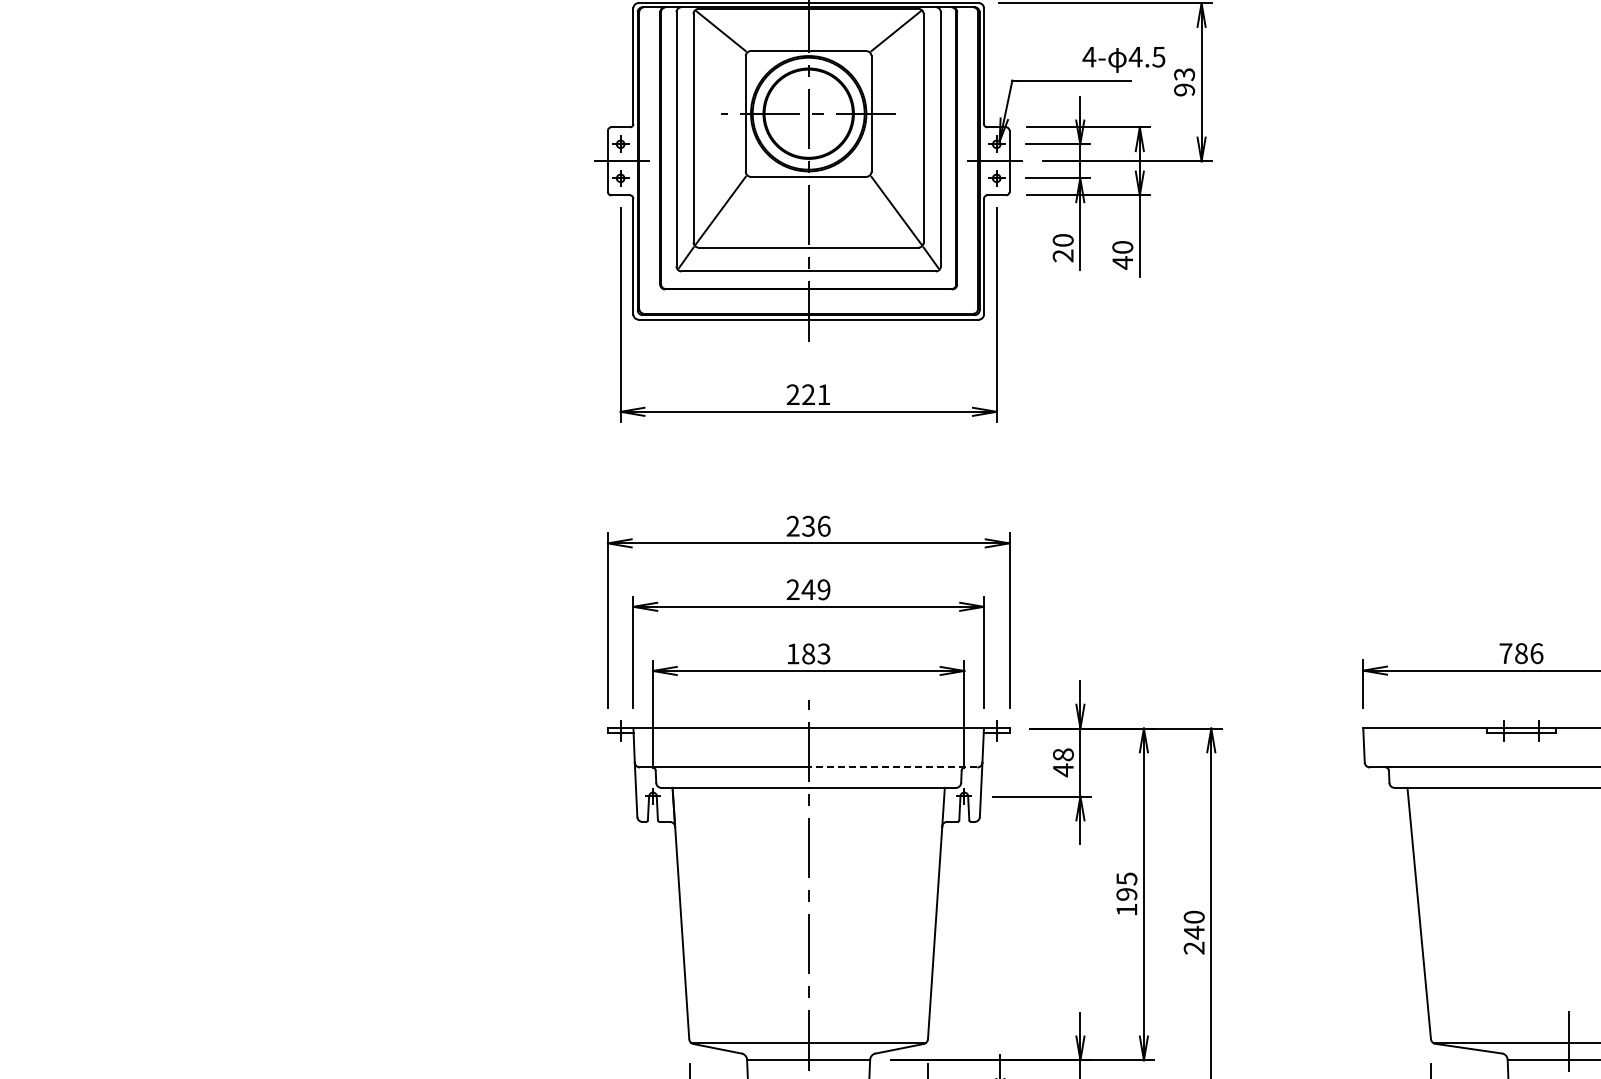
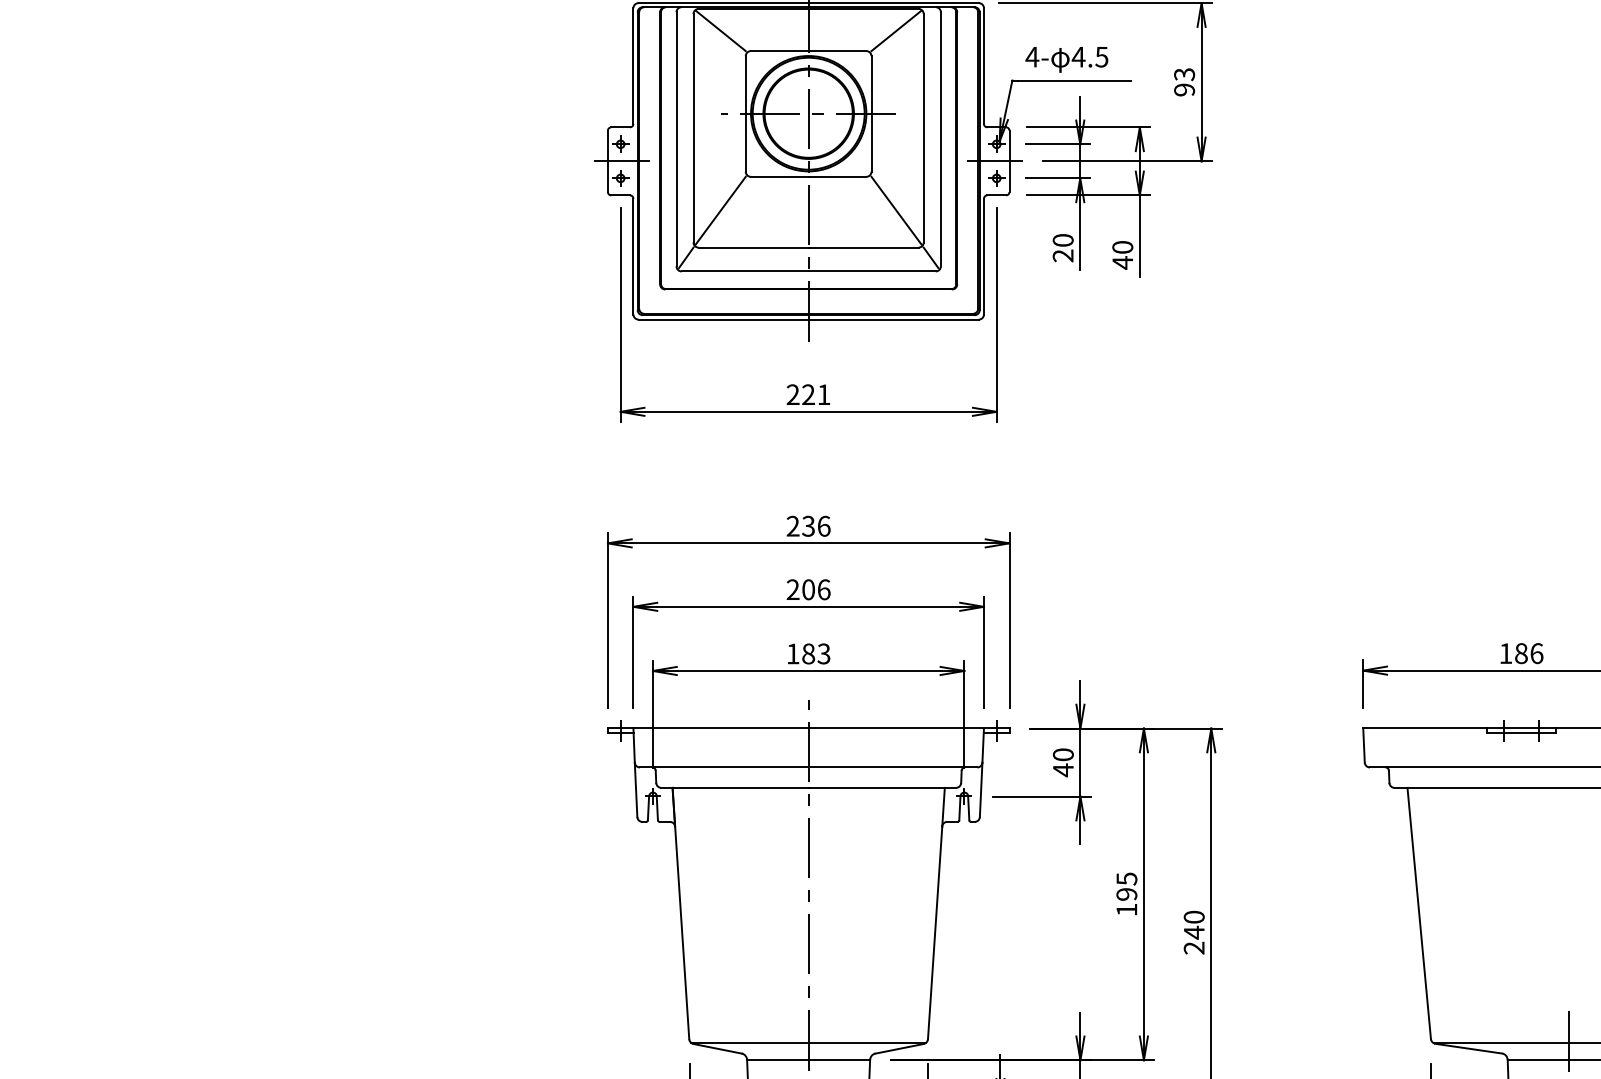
text position: (1123, 59) -> (1066, 59) (1066, 59)
text: 249 -> 206 (815, 589)
text: 786 -> 186 (1505, 653)
text: 48 -> 40 (1063, 754)
line: dashed -> solid (892, 767)
